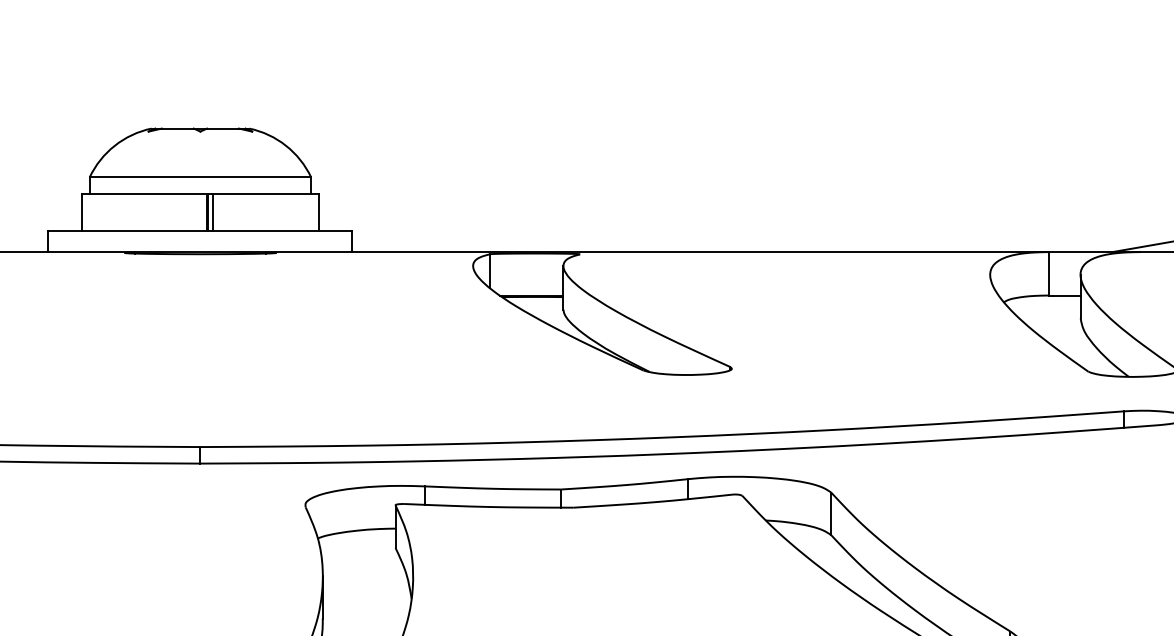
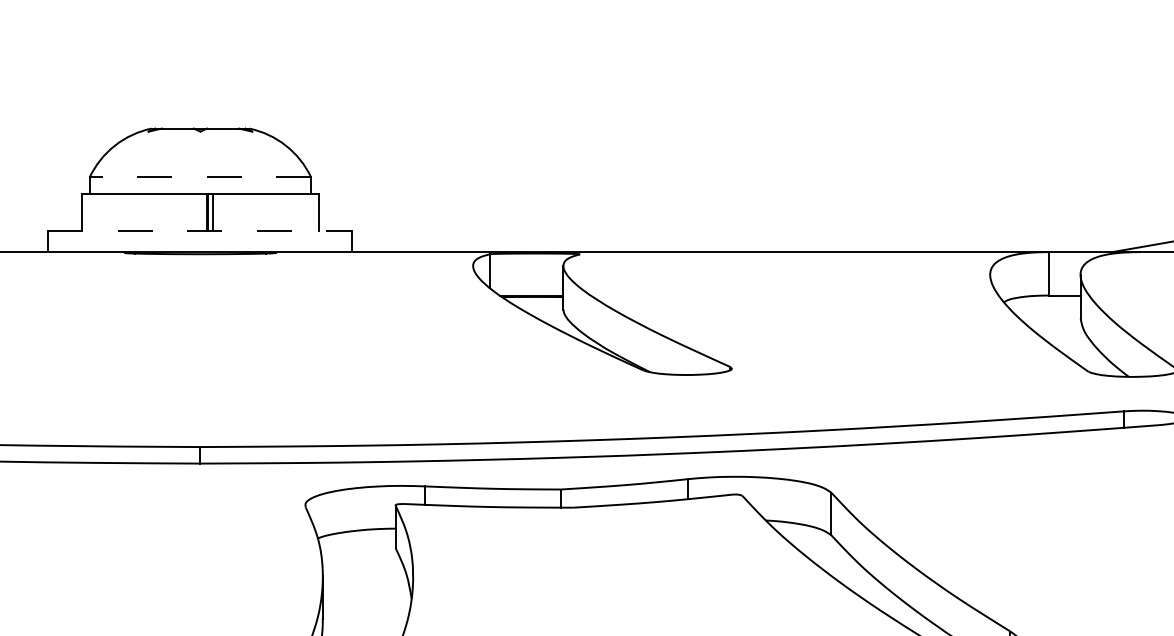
line: solid -> dashed (200, 177)
line: solid -> dashed (200, 230)
